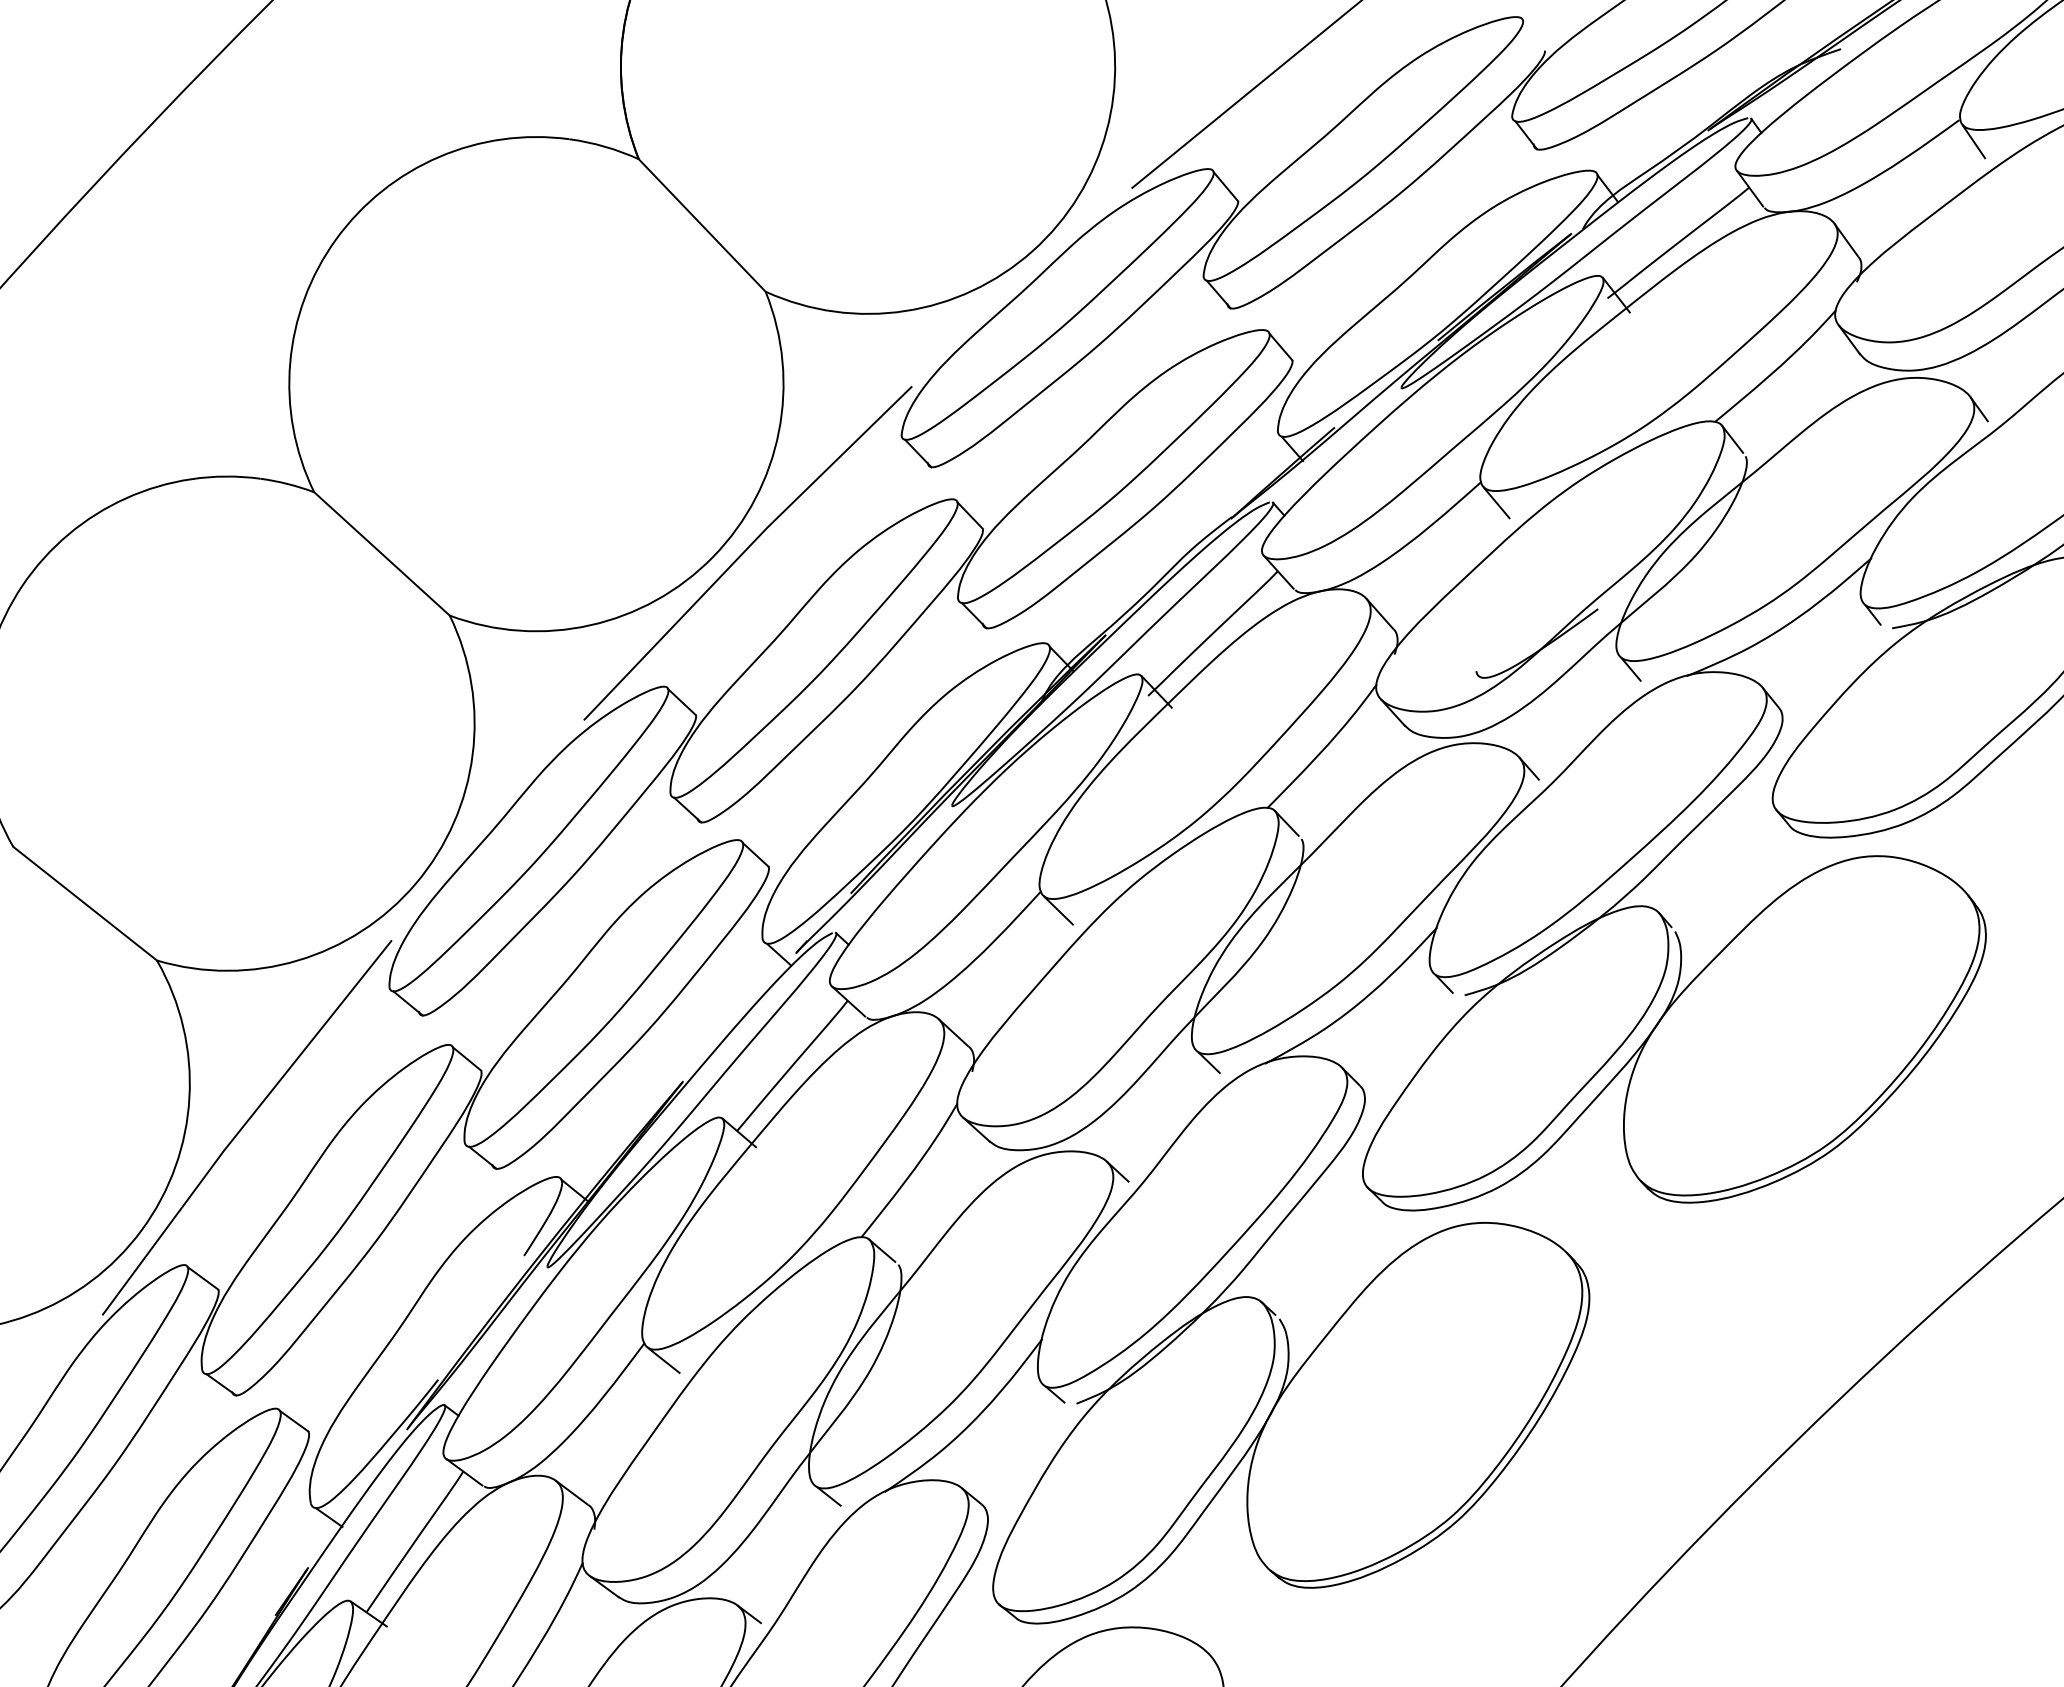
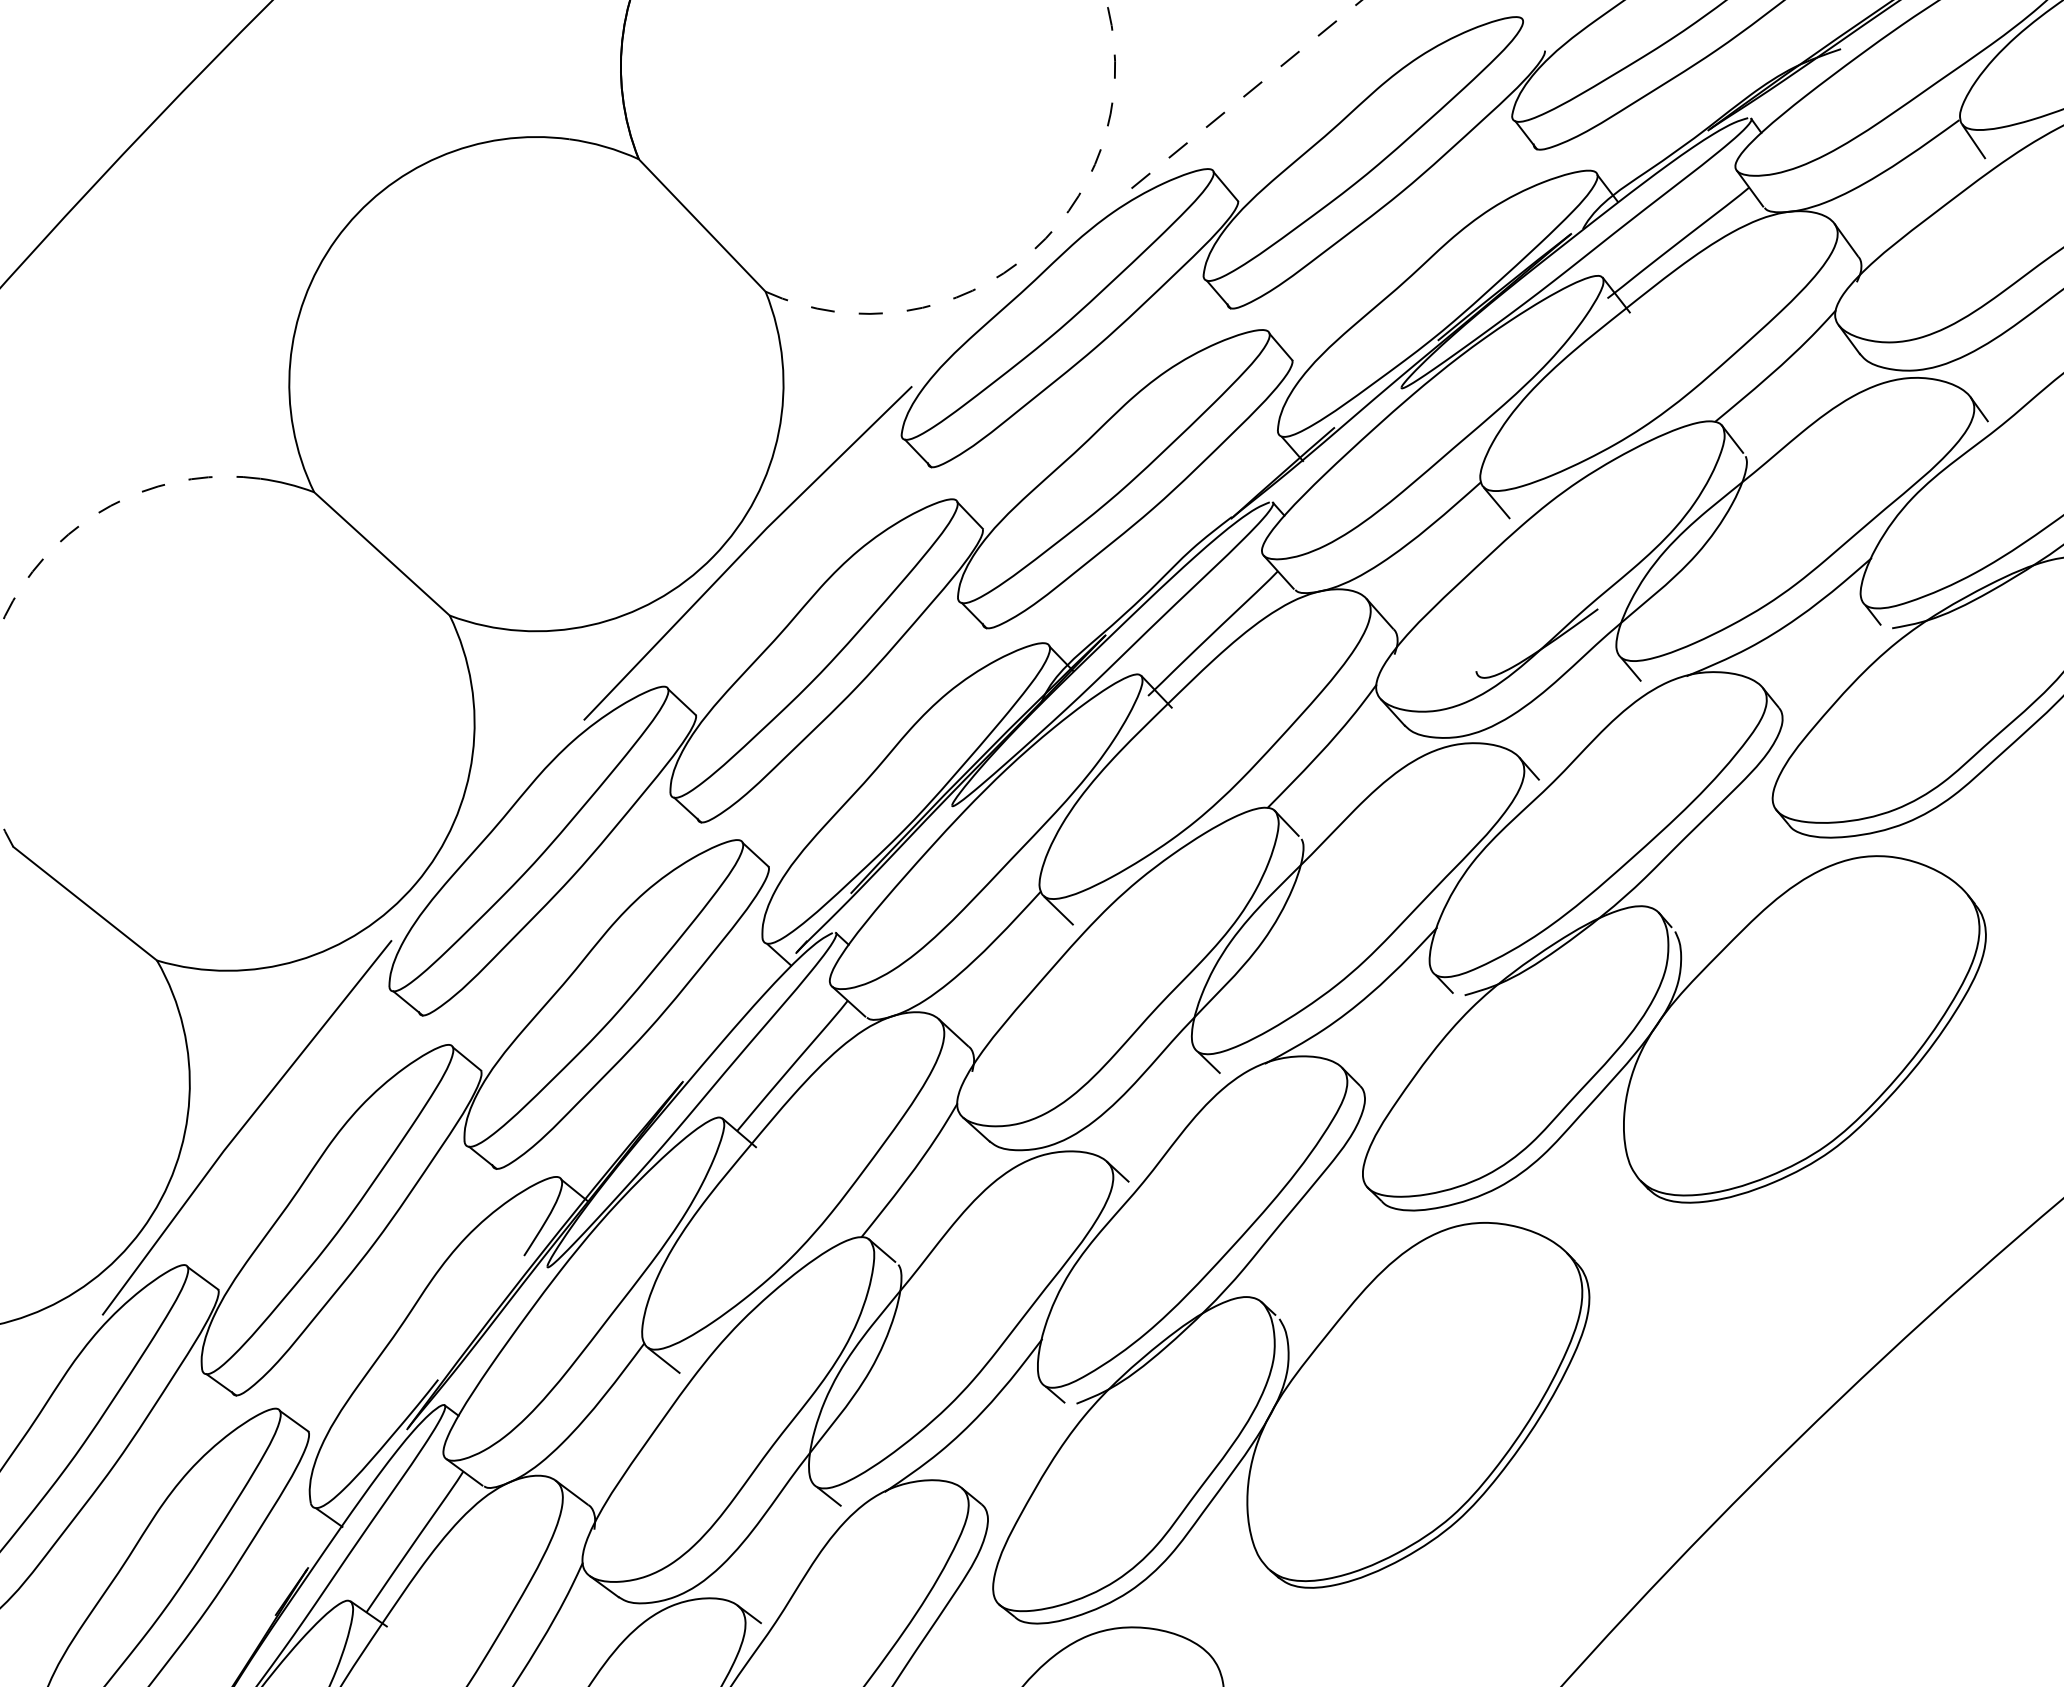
line: solid -> dashed (1246, 94)
arc: solid -> dashed (1028, 254)
arc: solid -> dashed (93, 516)
